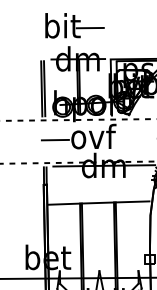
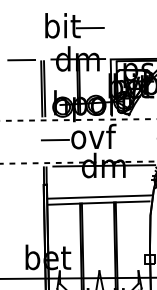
line: none -> present (21, 60)
line: none -> present (99, 196)
